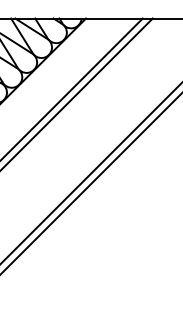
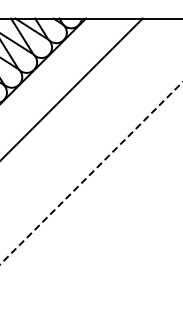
line: present -> none (77, 93)
line: solid -> dashed (91, 173)
line: present -> none (90, 183)
